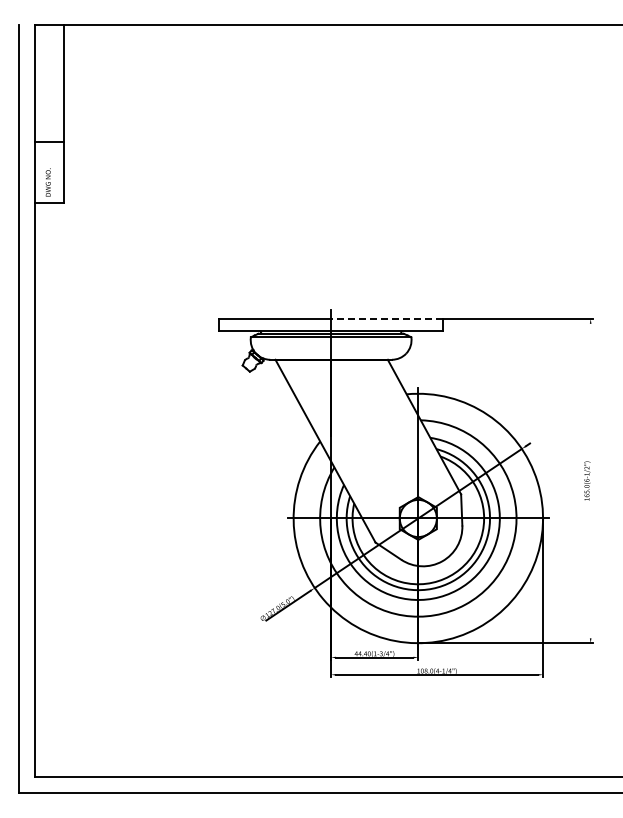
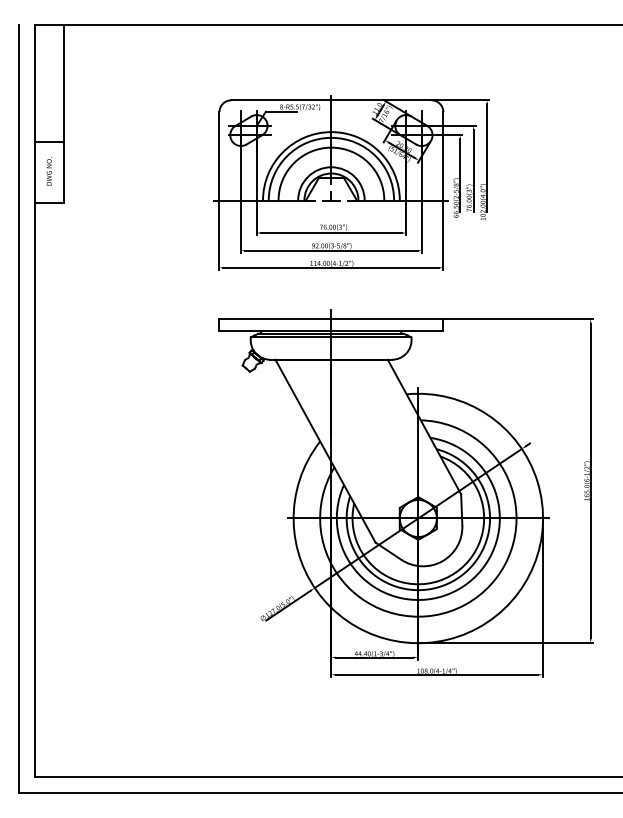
text position: (47, 182) -> (48, 171) (48, 171)
part: none -> present (351, 182)
line: dashed -> solid (387, 318)
line: none -> present (590, 480)
